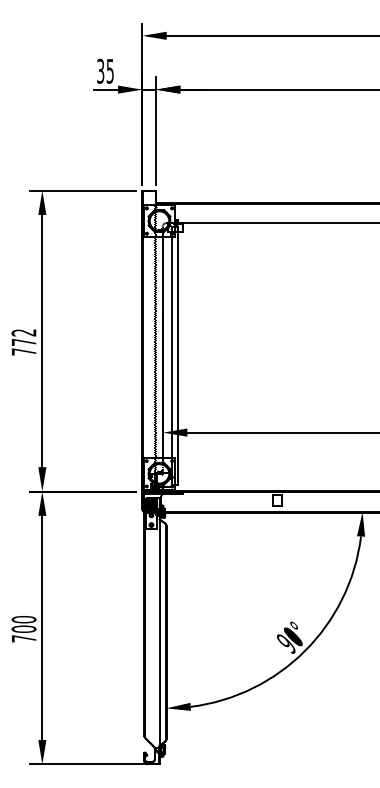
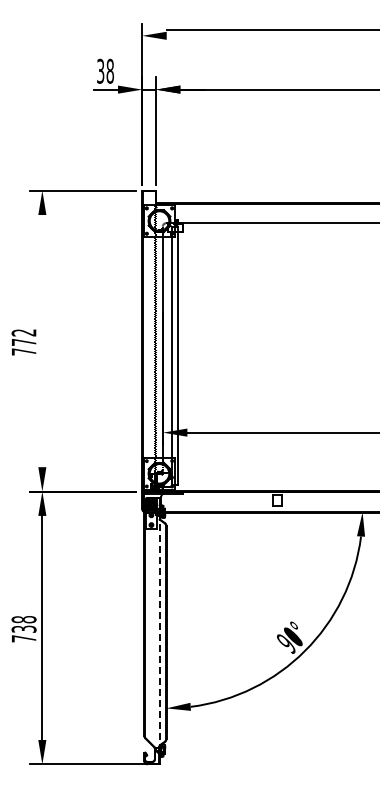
line position: (271, 35) -> (271, 29) (271, 29)
text: 35 -> 38 (109, 70)
line: present -> none (42, 341)
text: 700 -> 738 (23, 624)
line: solid -> dashed (159, 631)
